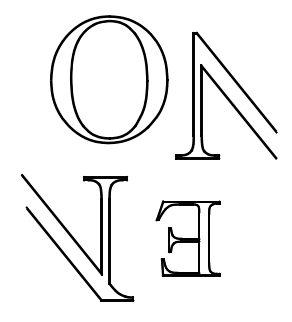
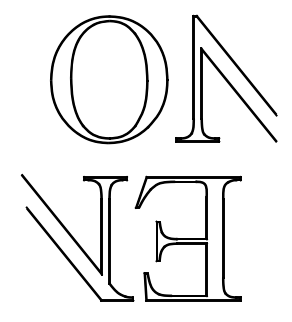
part position: (226, 95) -> (226, 78) (226, 78)
part size: 66x77 px -> 108x127 px (187, 238)
